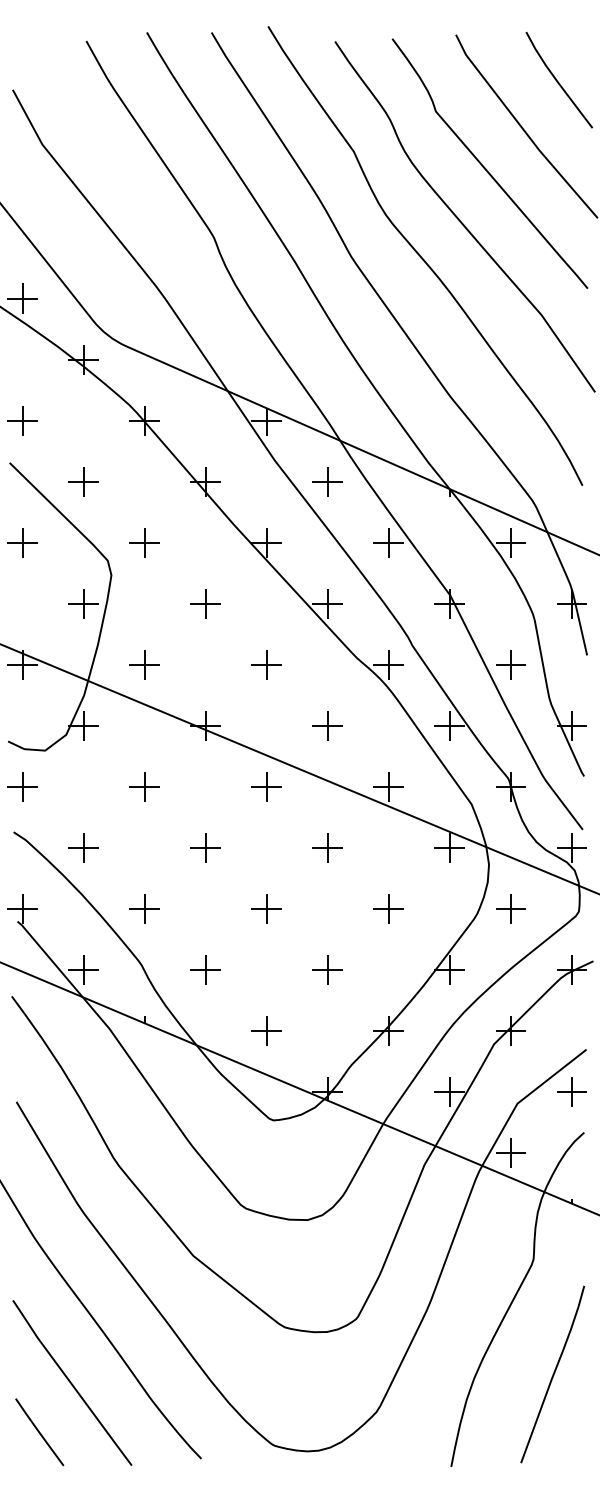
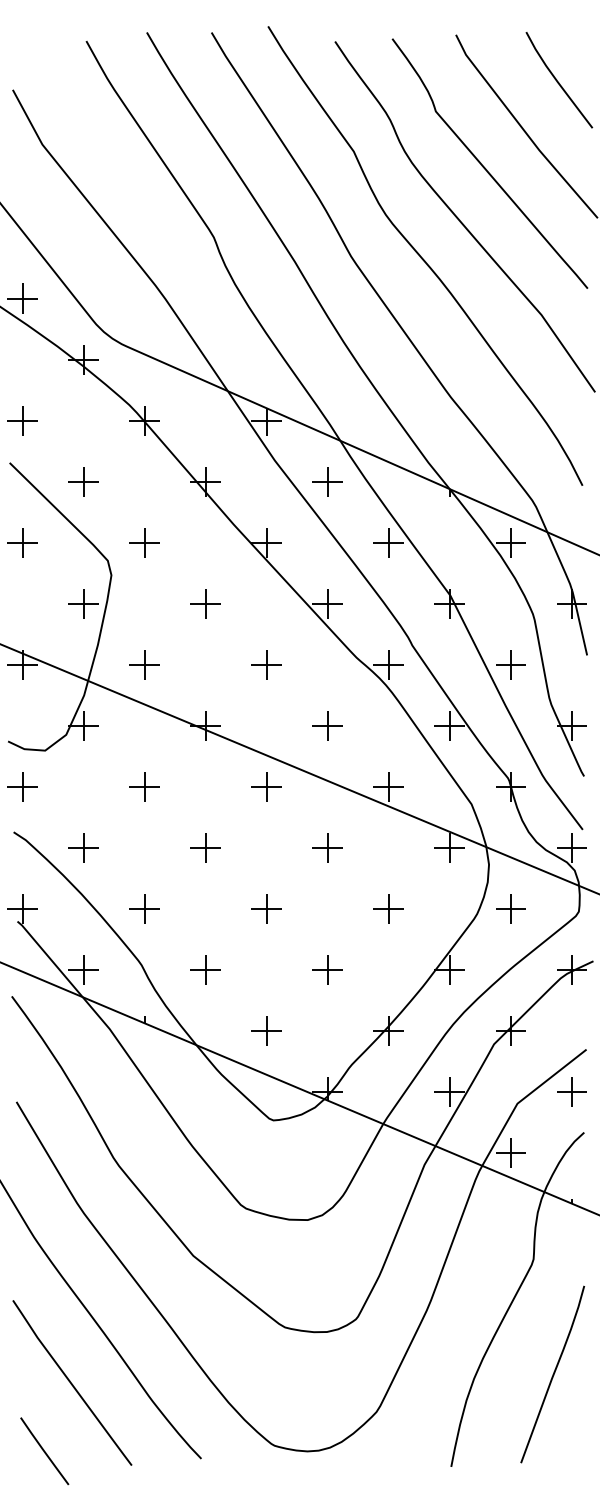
line position: (39, 1432) -> (44, 1451) (44, 1451)
